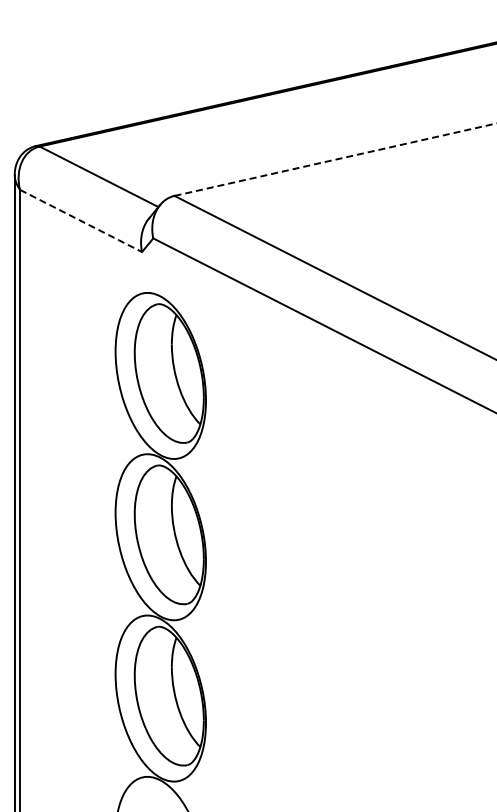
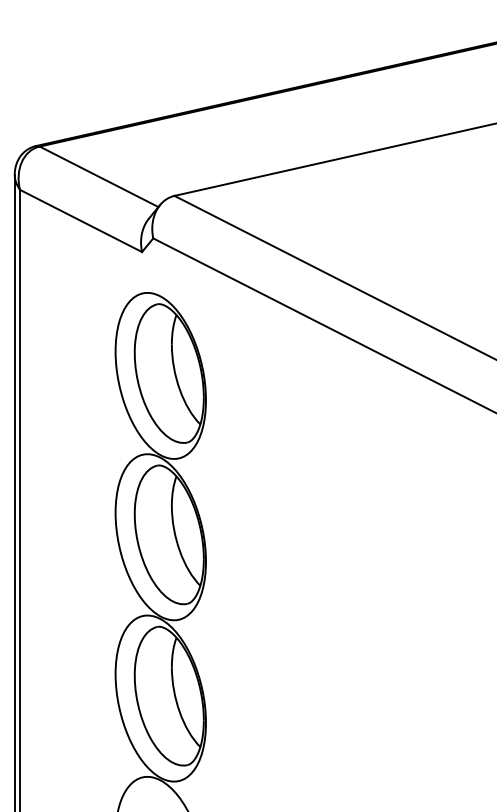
line: dashed -> solid (335, 159)
line: dashed -> solid (81, 221)
